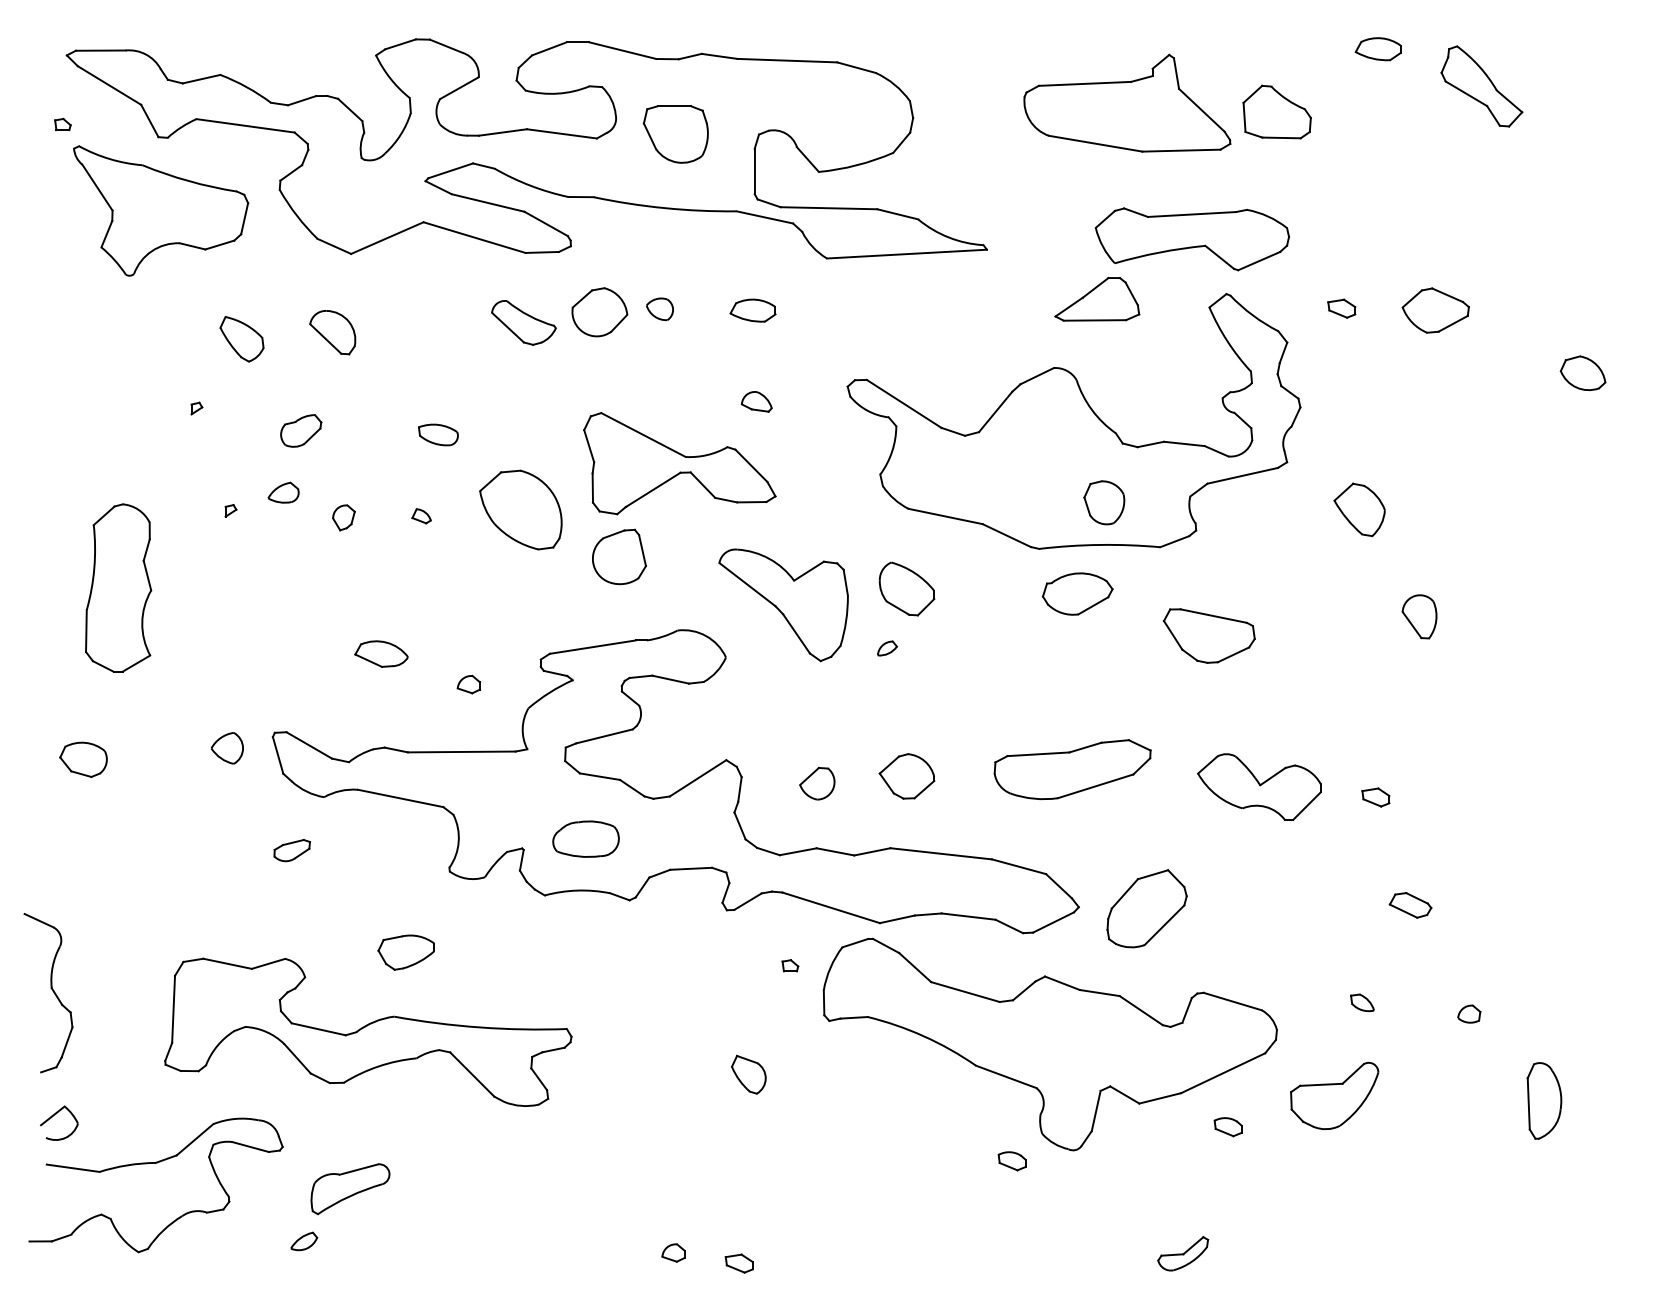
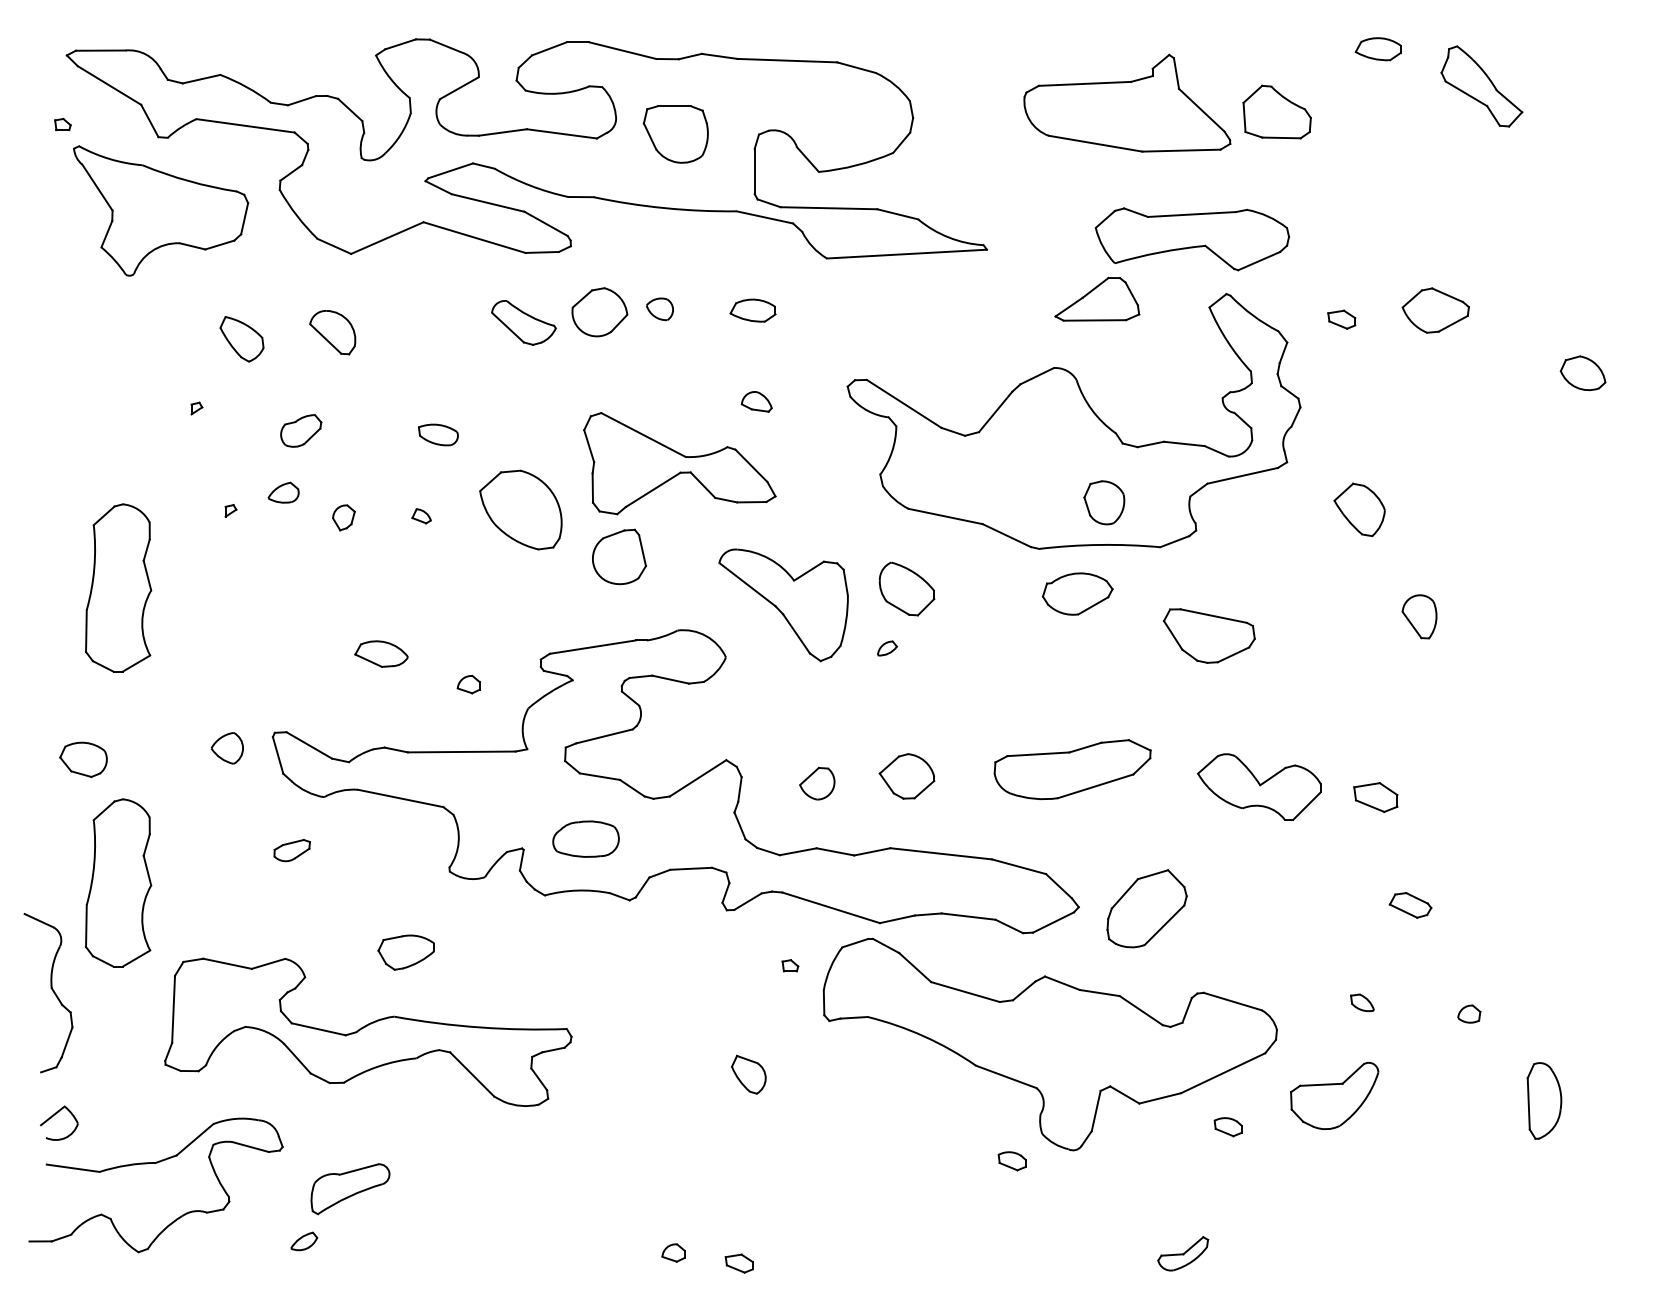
part position: (1341, 308) -> (1341, 319) (1341, 319)
part size: 30x21 px -> 46x31 px (1375, 797)
part: none -> present (118, 882)
